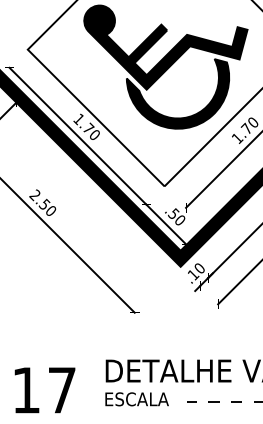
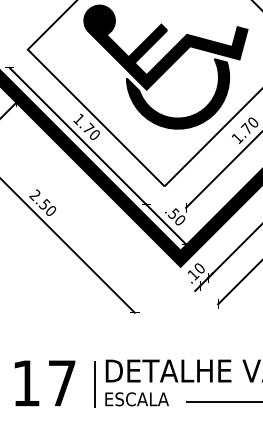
line: none -> present (95, 384)
text position: (44, 390) -> (44, 383) (44, 383)
line: dashed -> solid (224, 402)
